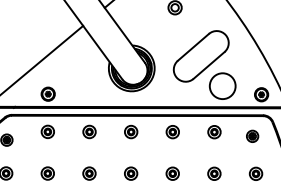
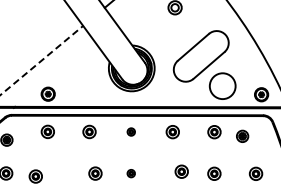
line: solid -> dashed (41, 60)
part size: 15x16 px -> 10x10 px (130, 131)
part position: (252, 135) -> (242, 135) (242, 135)
part position: (47, 173) -> (35, 176) (35, 176)
part position: (89, 173) -> (95, 173) (95, 173)
part size: 15x15 px -> 10x10 px (130, 173)
part position: (172, 173) -> (181, 171) (181, 171)
